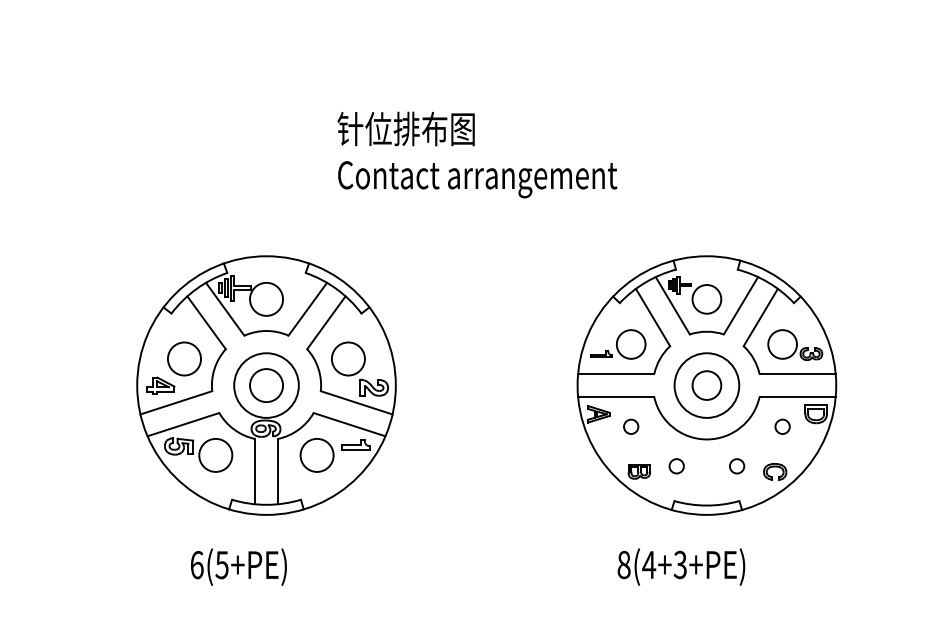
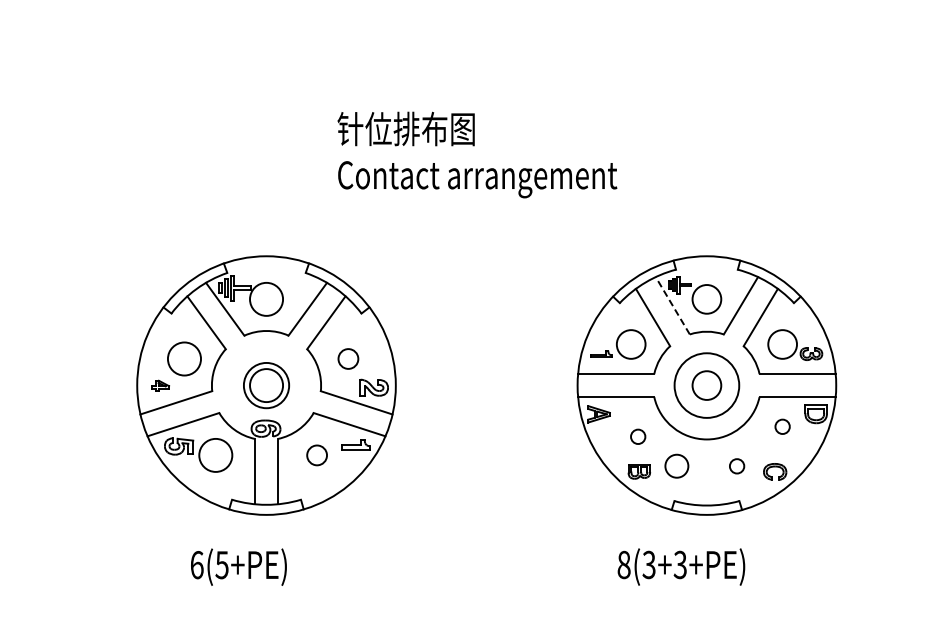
line: solid -> dashed (672, 305)
circle diameter: 33 px -> 20 px (348, 358)
part size: 30x19 px -> 19x13 px (160, 385)
circle diameter: 65 px -> 45 px (266, 385)
circle position: (631, 426) -> (638, 436) (638, 436)
circle diameter: 33 px -> 20 px (317, 455)
circle size: 17x17 px -> 26x26 px (676, 465)
text: 8(4+3+PE) -> 8(3+3+PE) (649, 564)
